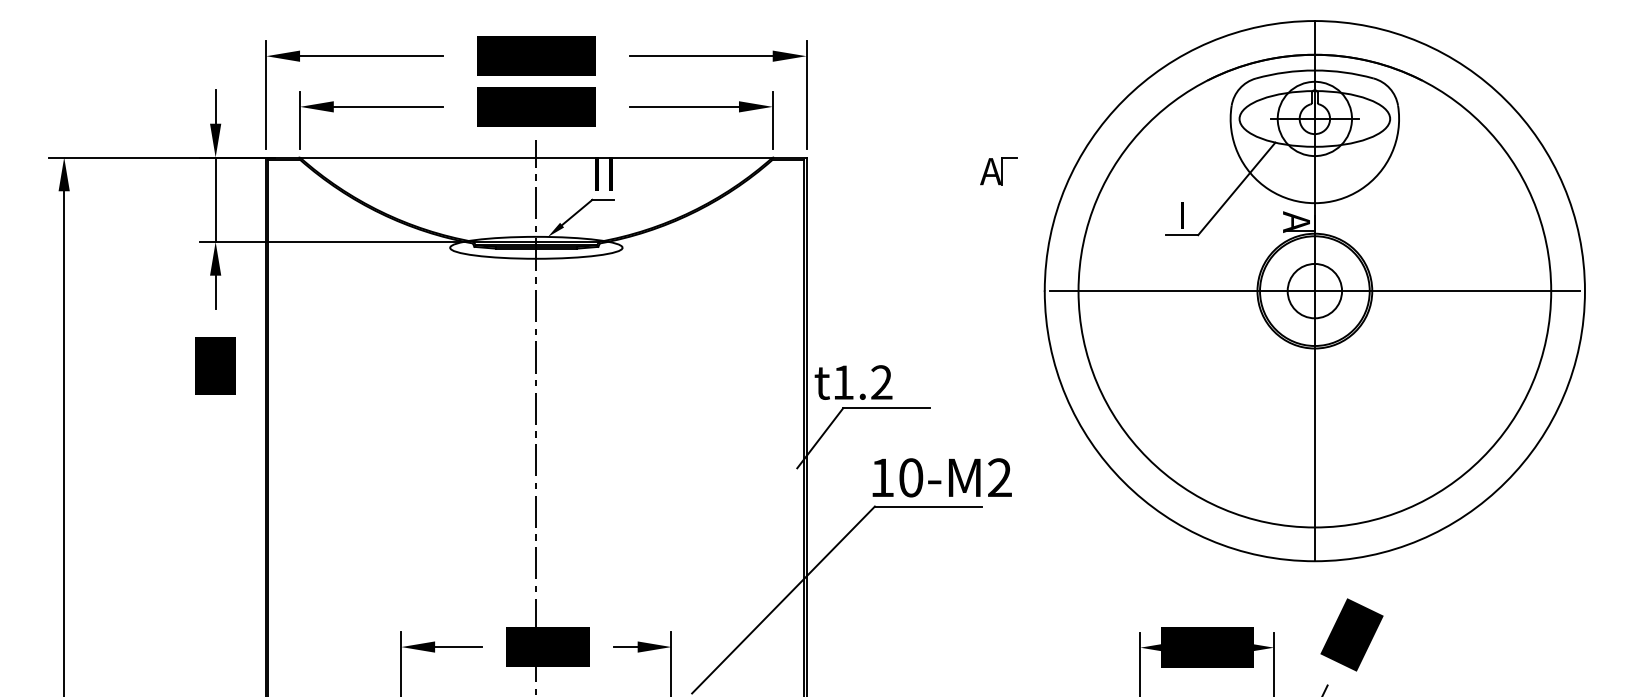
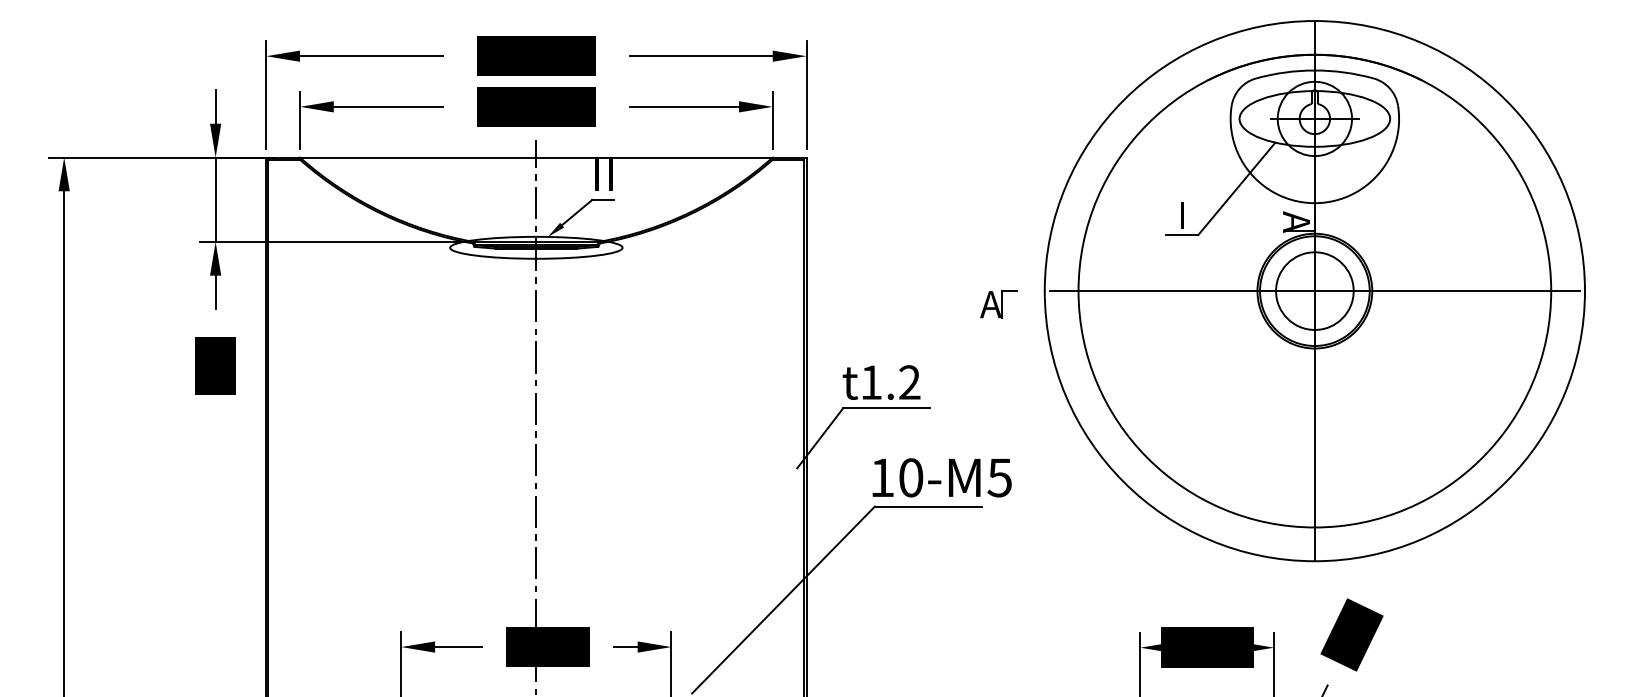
part position: (998, 171) -> (998, 304) (998, 304)
circle diameter: 54 px -> 78 px (1314, 290)
text position: (853, 382) -> (881, 382) (881, 382)
text: 10-M2 -> 10-M5 (999, 477)
